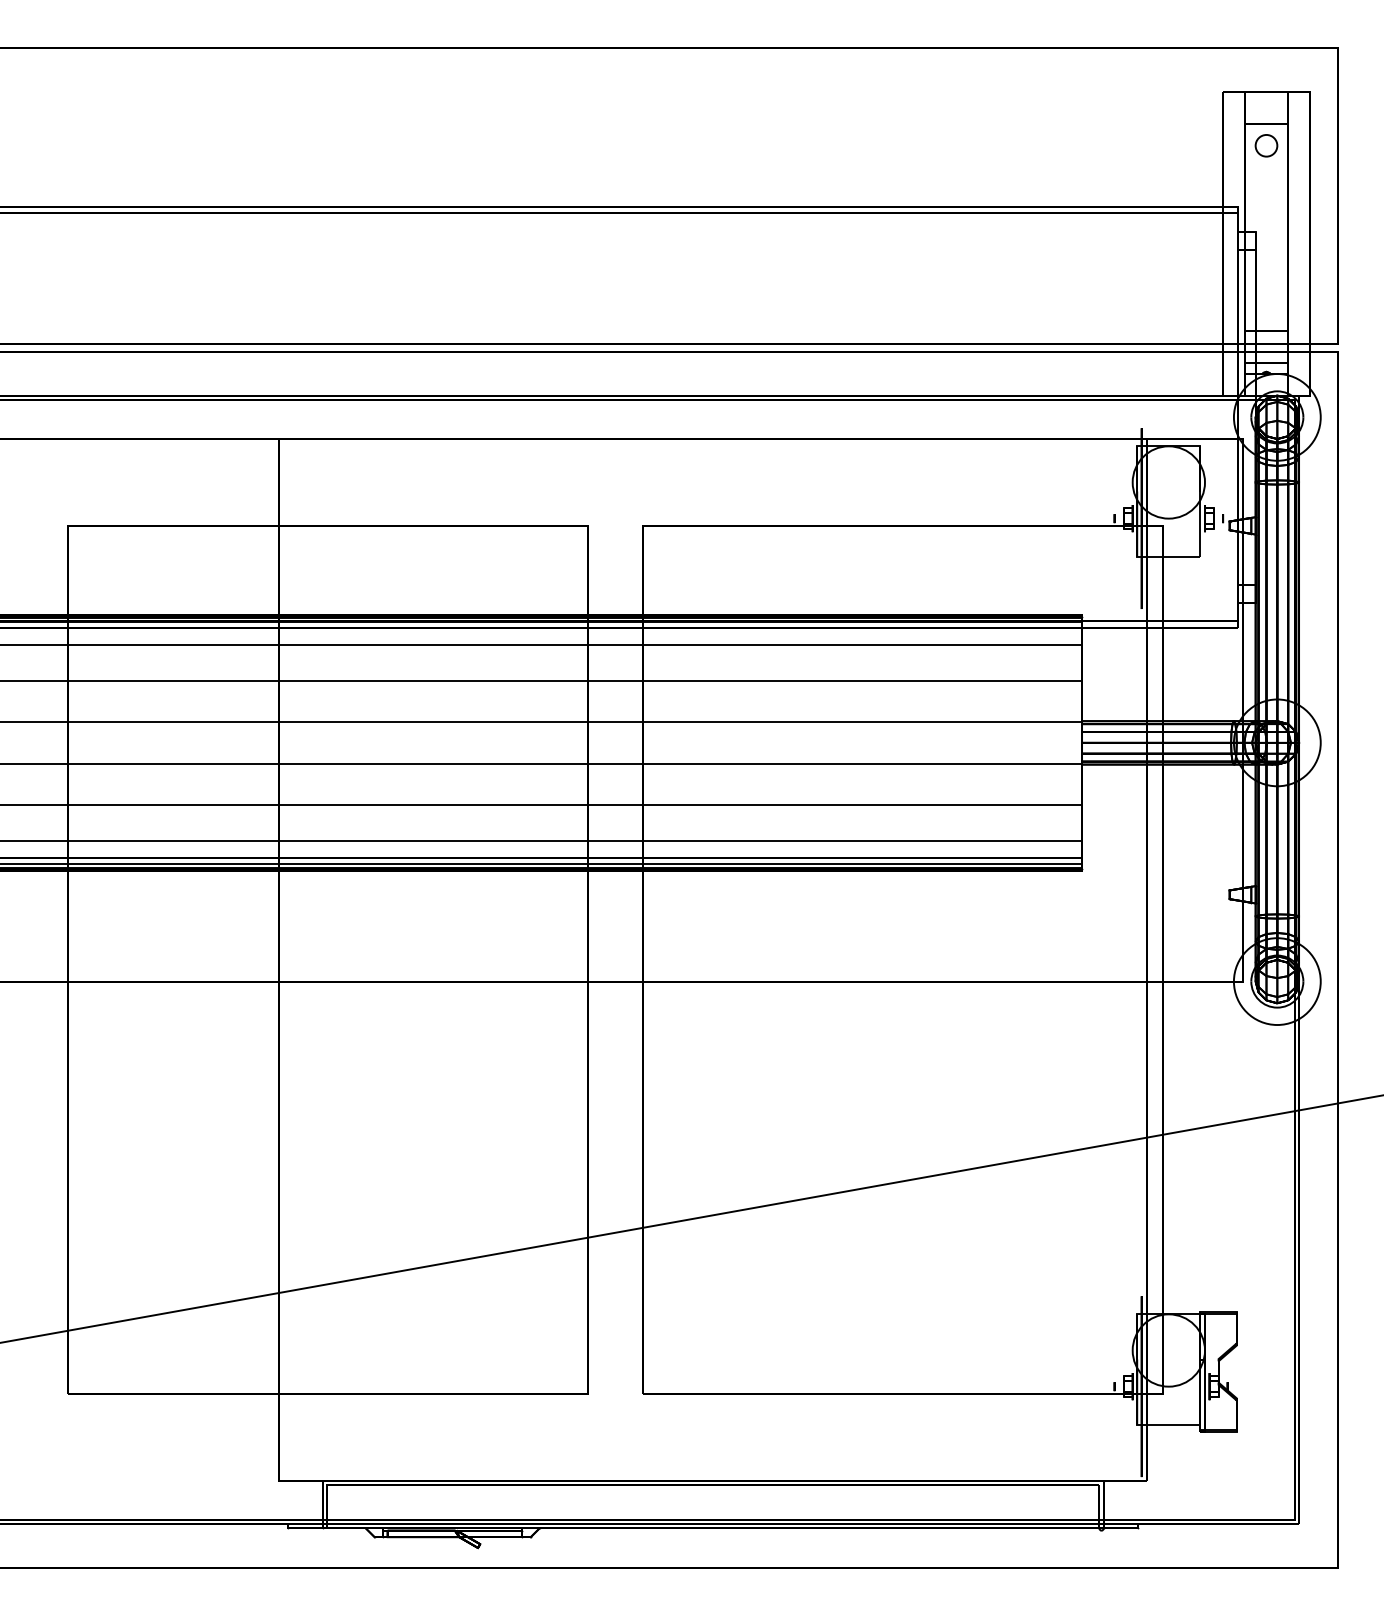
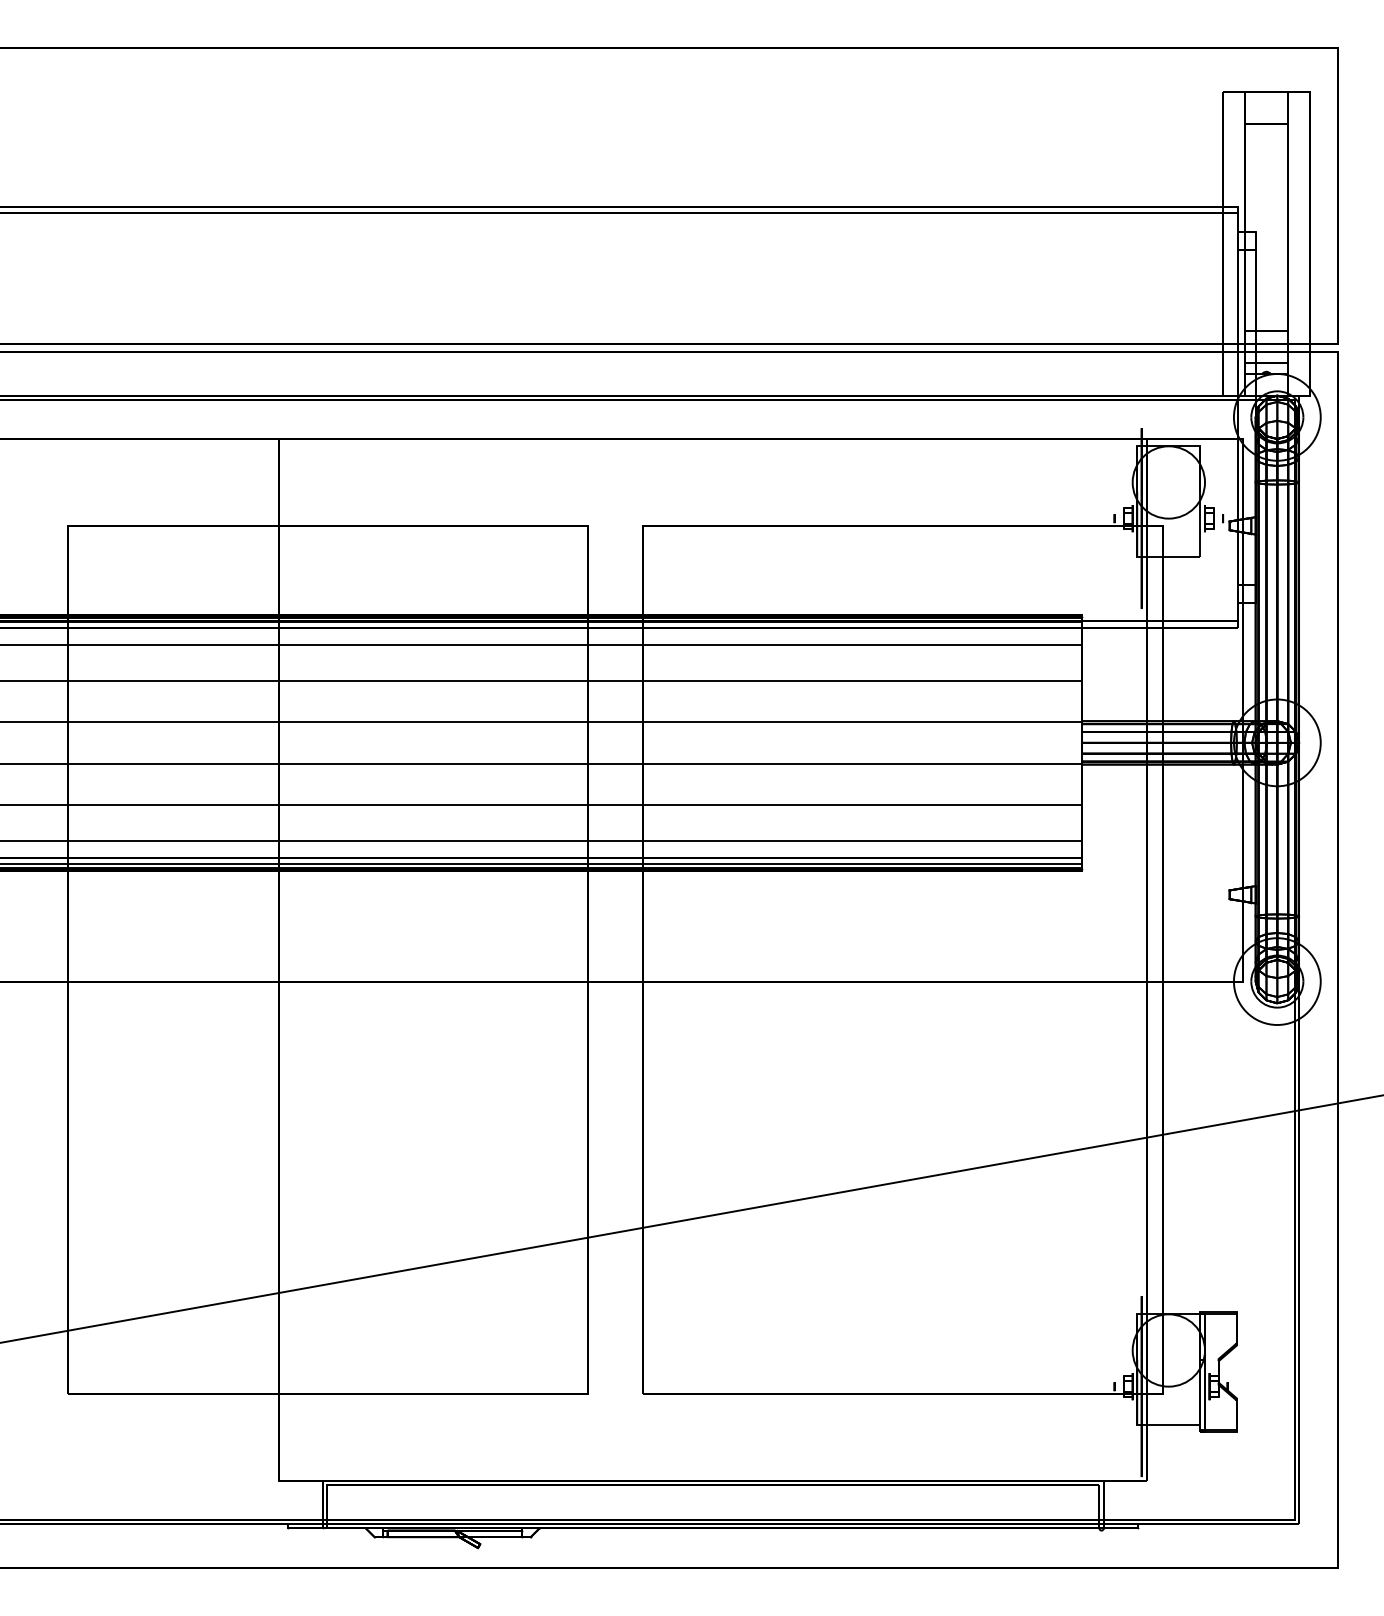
circle: present -> none (1266, 145)
